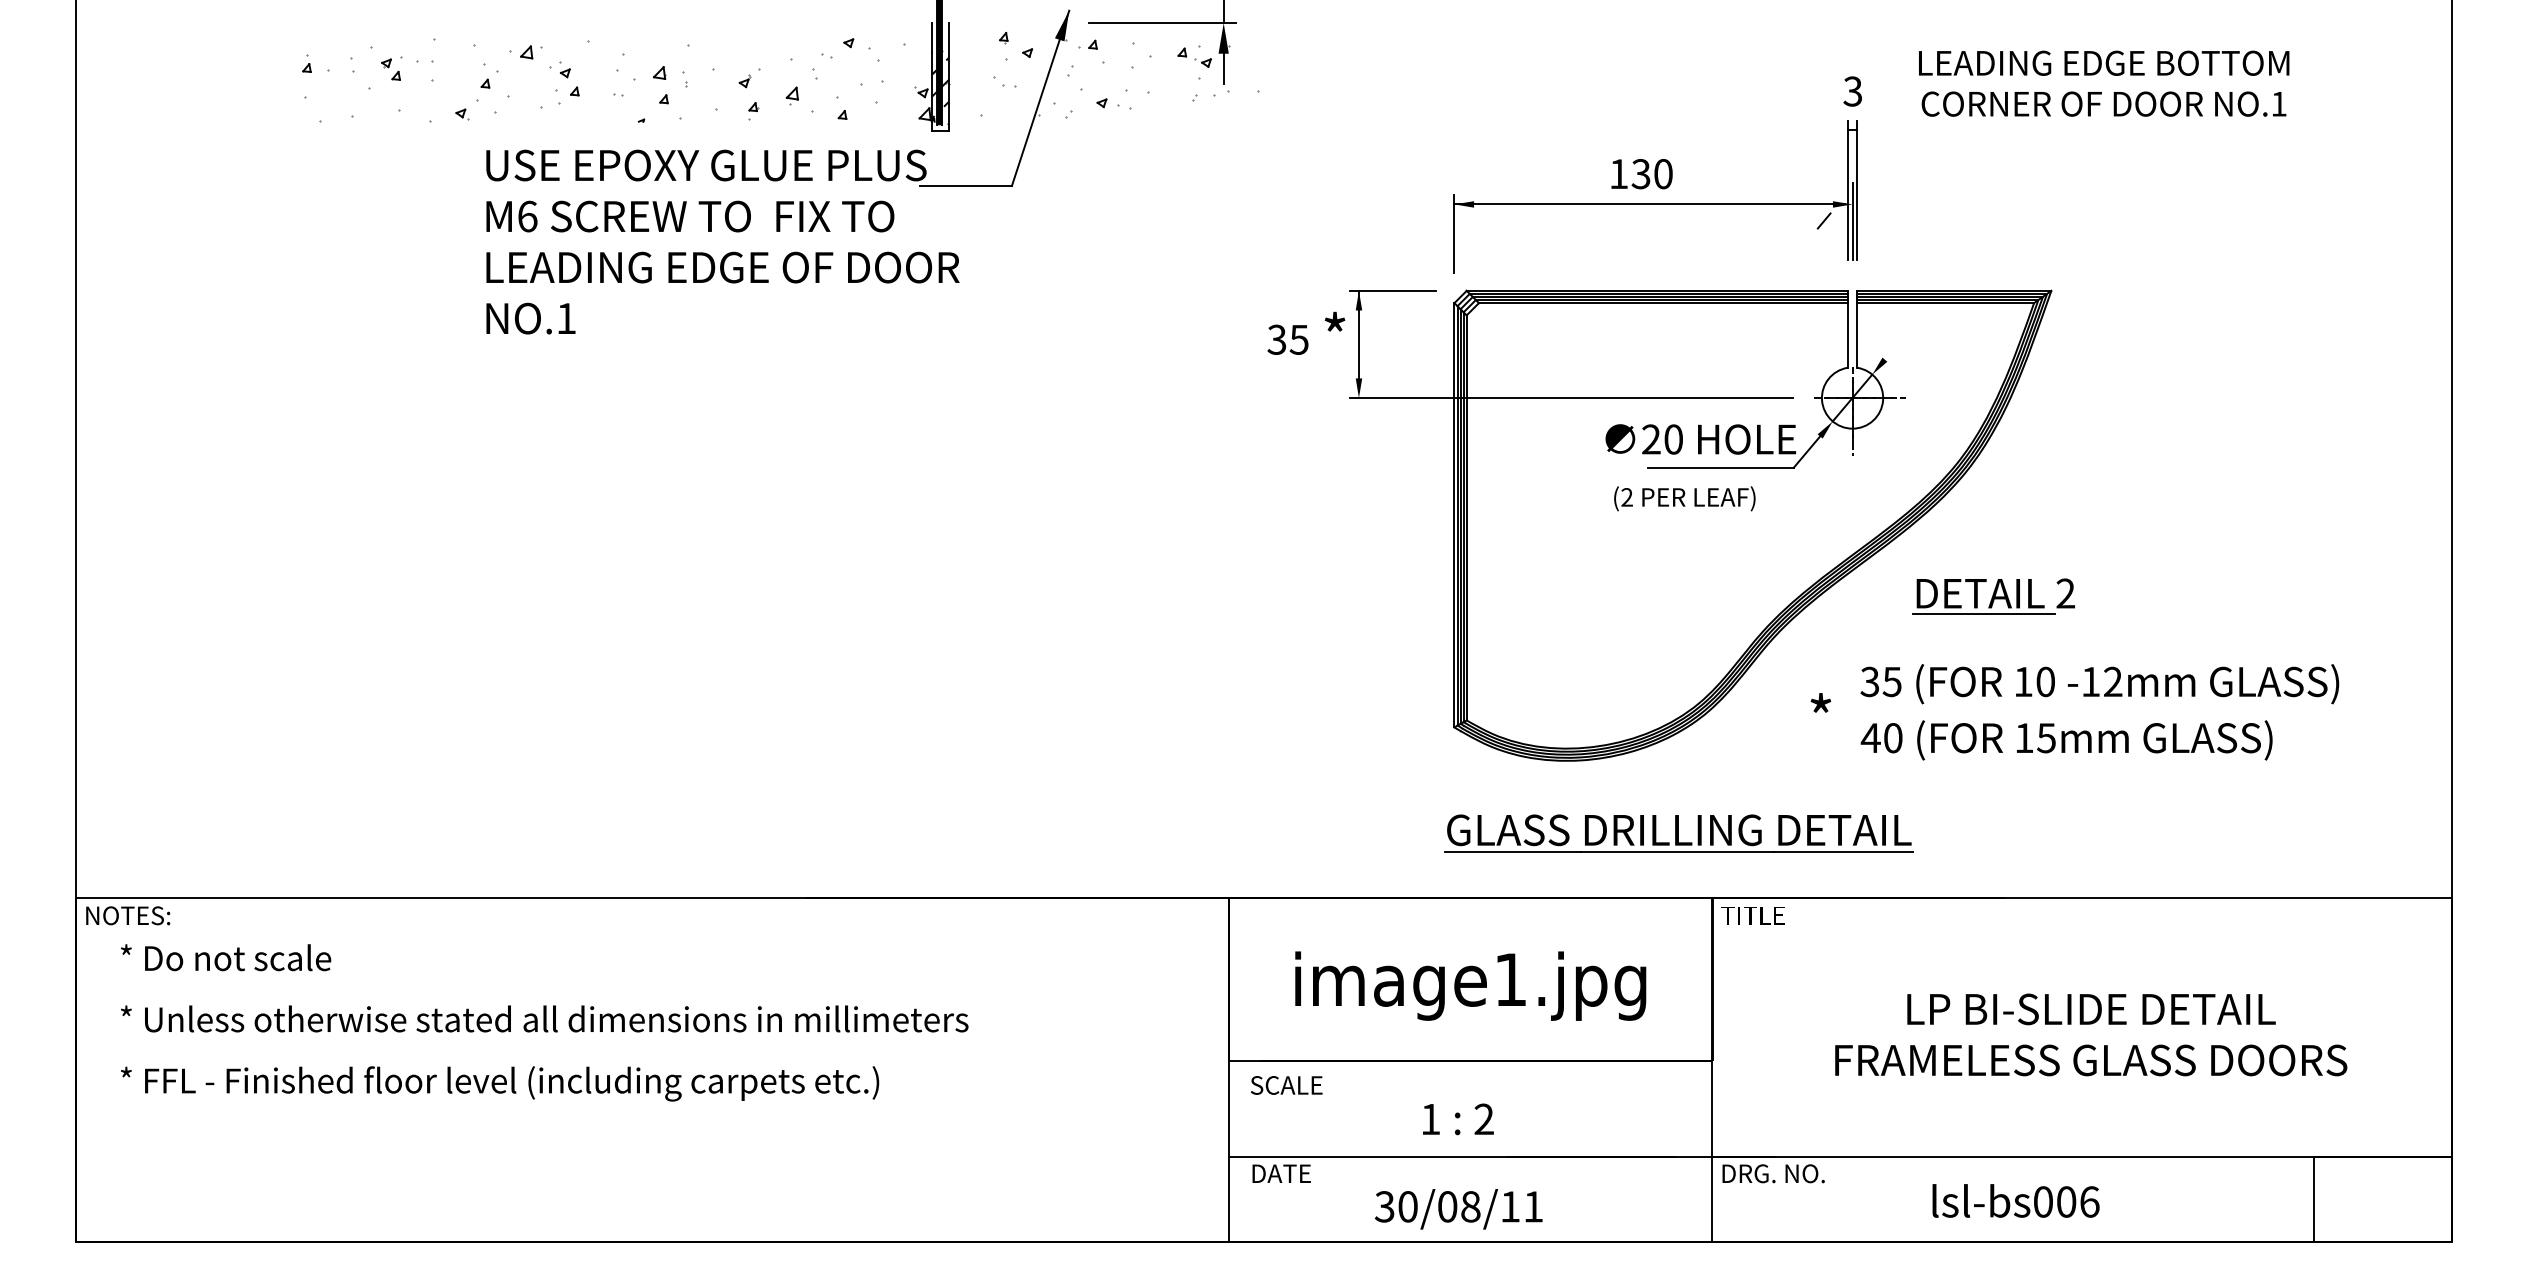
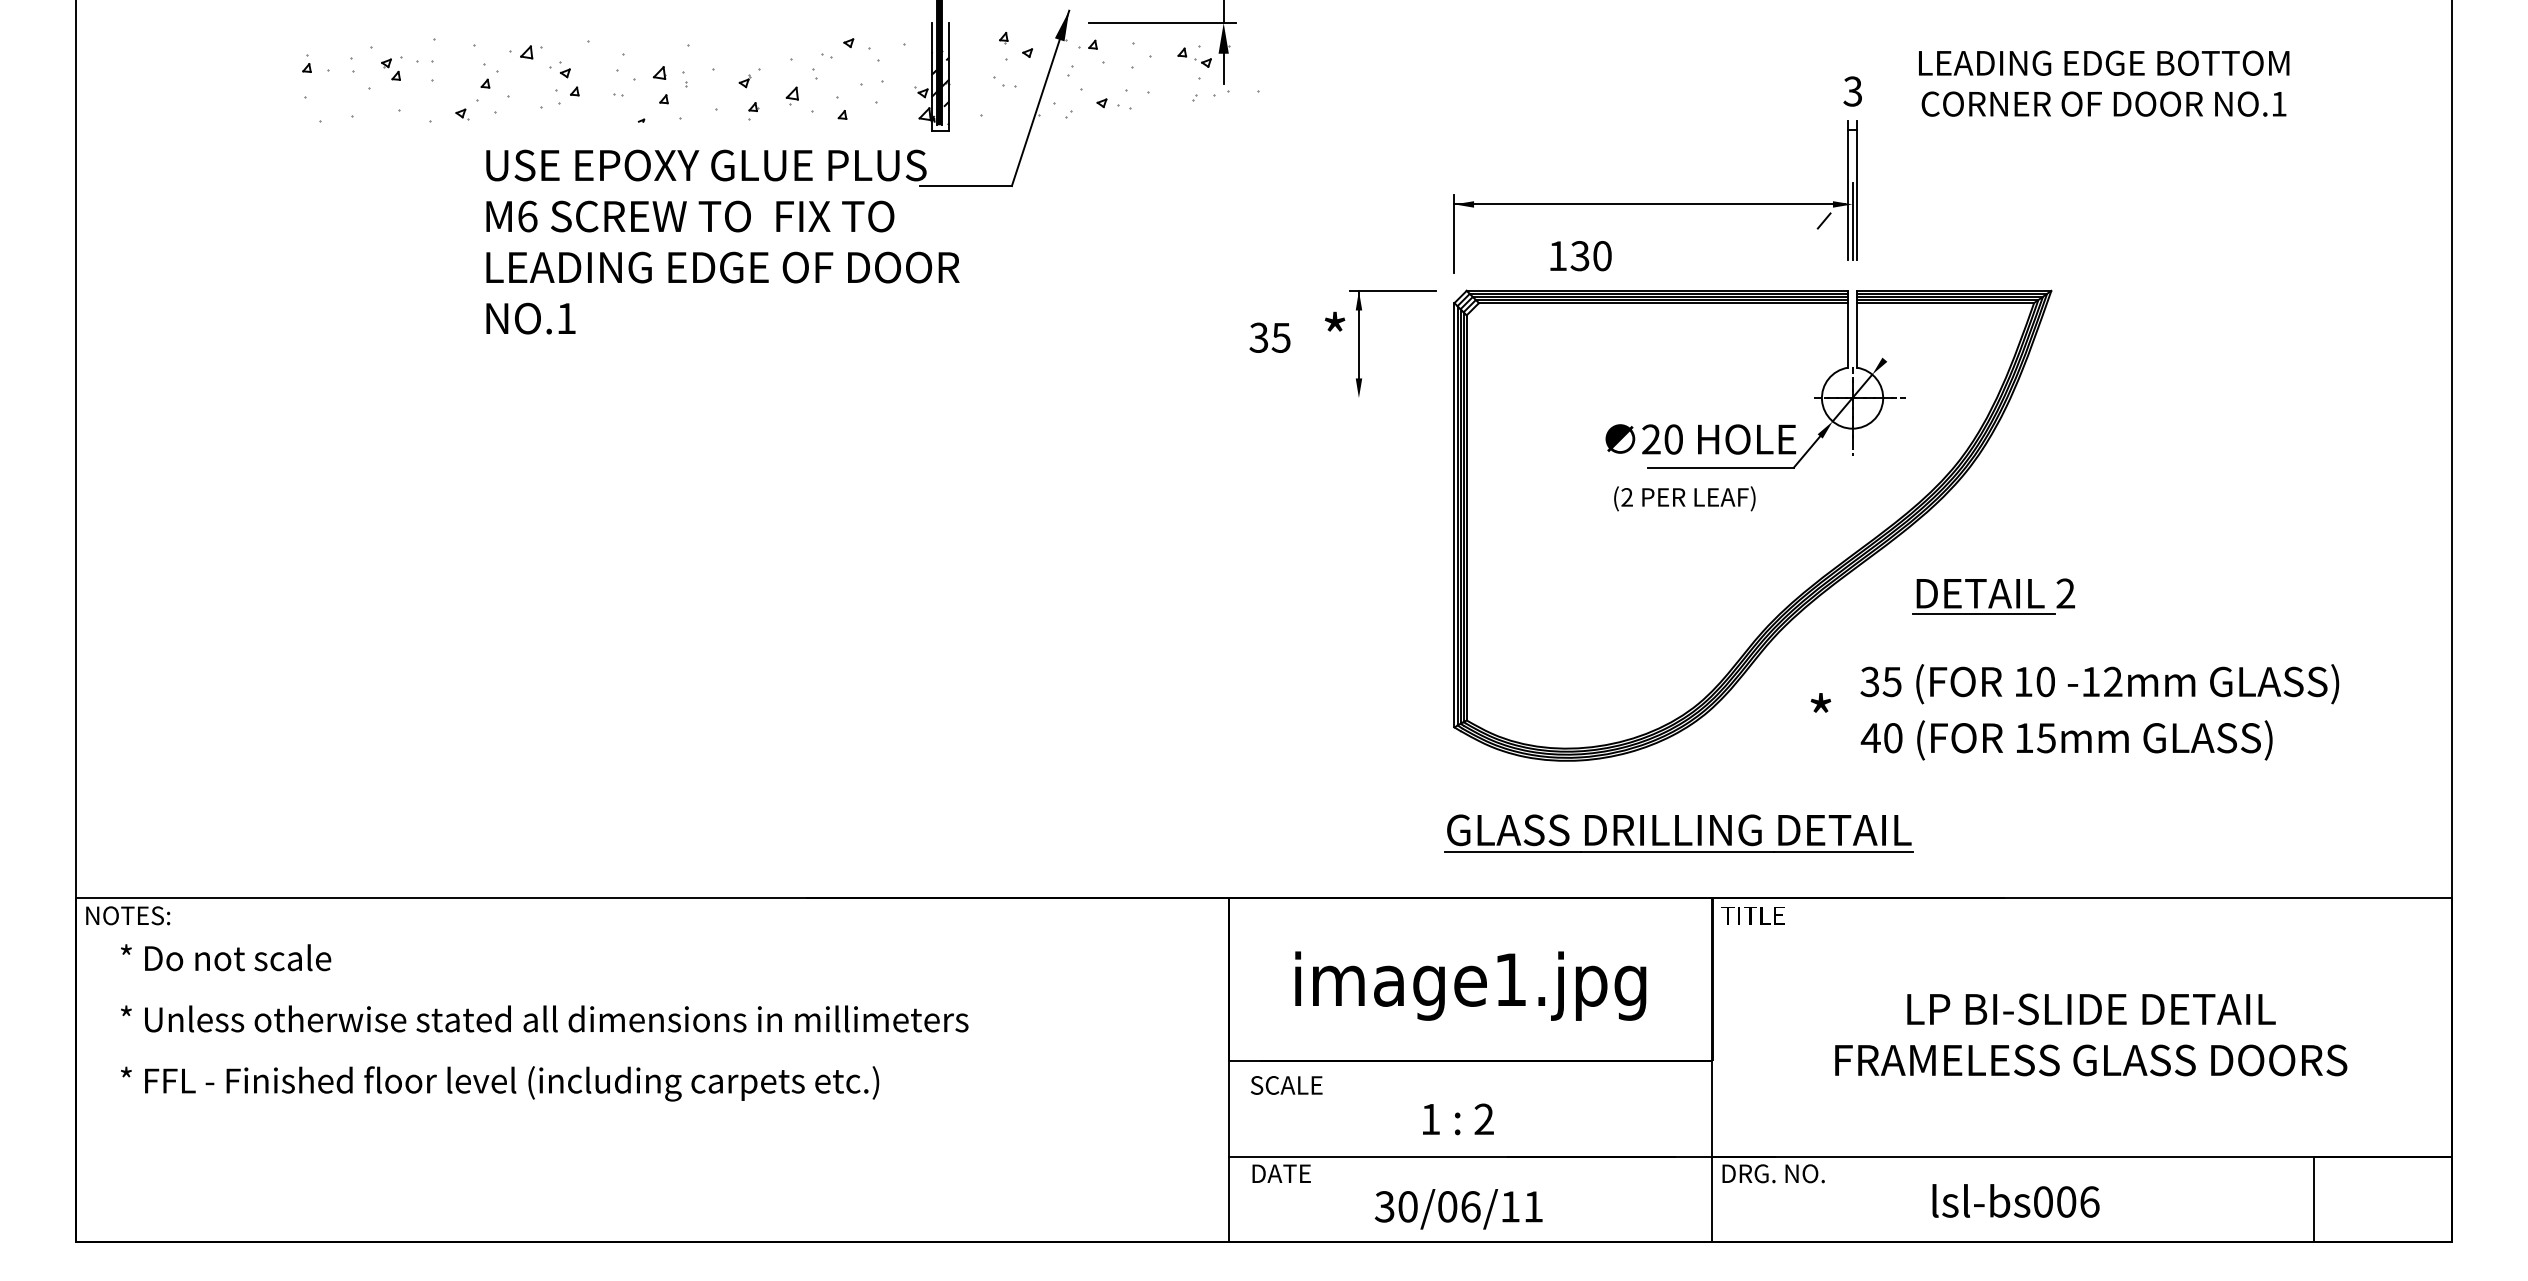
text position: (1641, 174) -> (1580, 256) (1580, 256)
text position: (1287, 339) -> (1269, 337) (1269, 337)
line: present -> none (1571, 398)
text: 30/08/11 -> 30/06/11 (1470, 1206)
